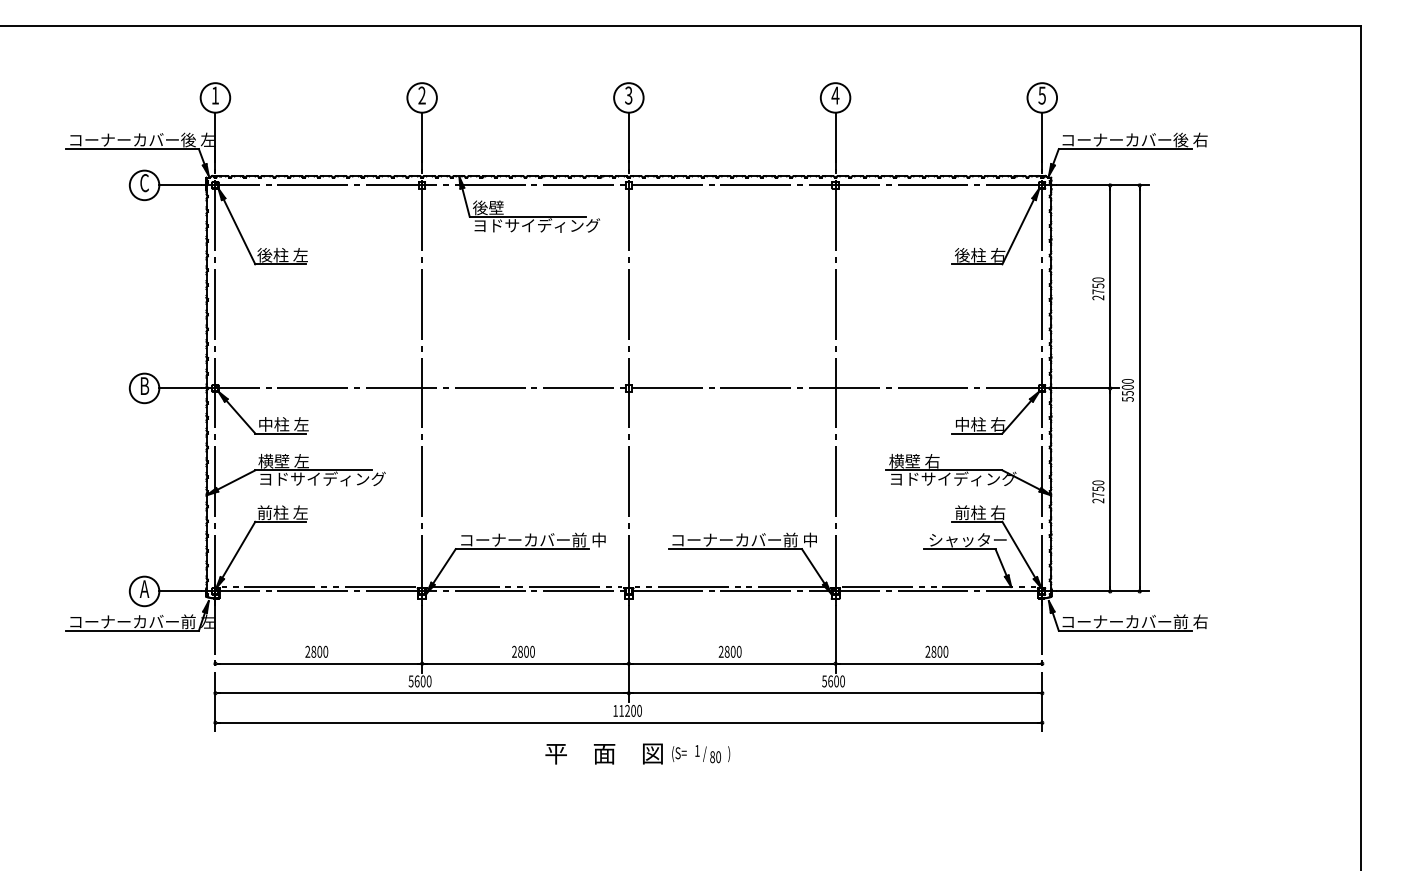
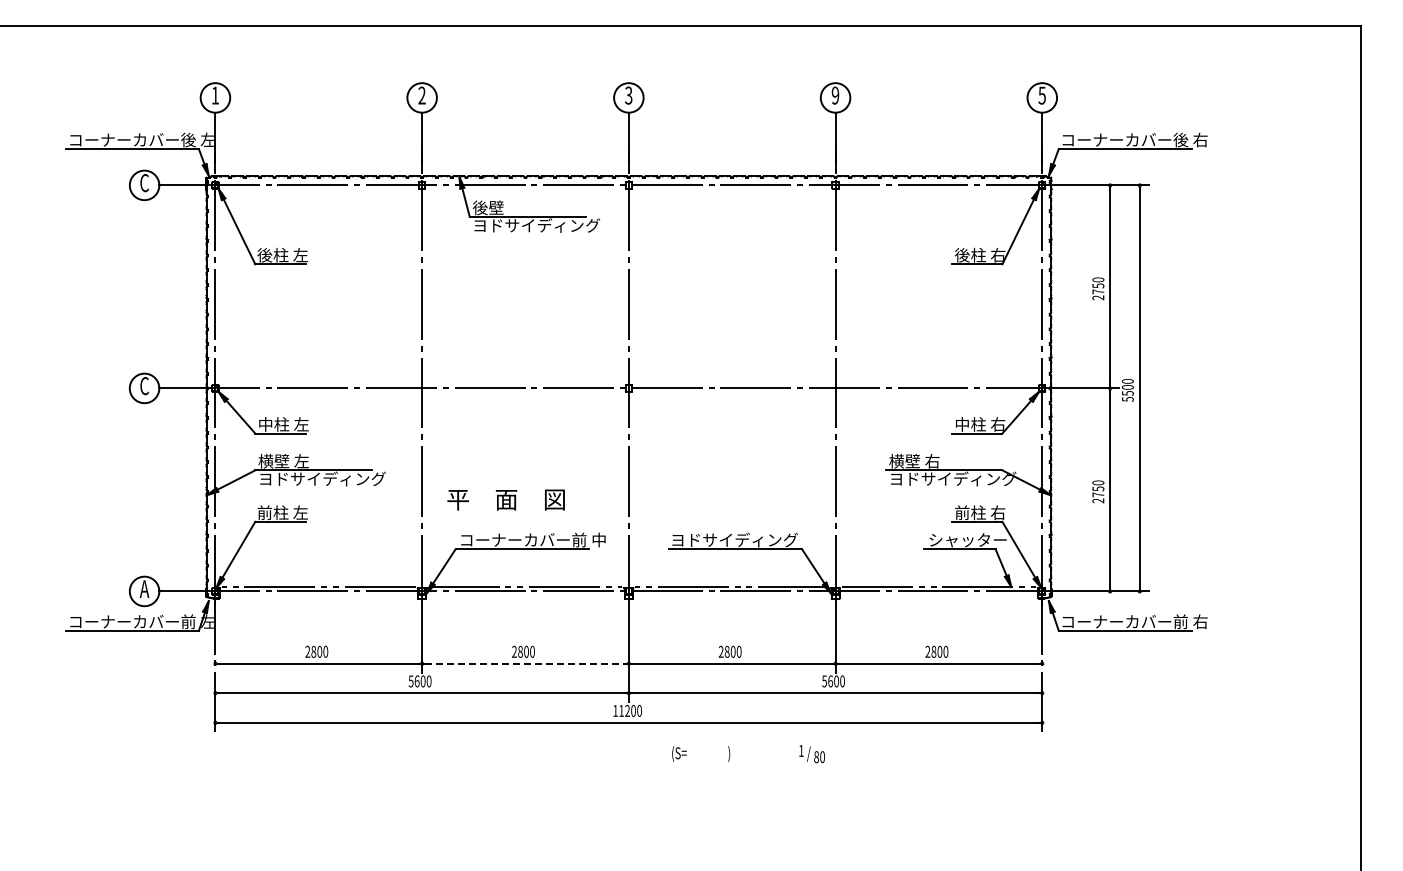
text: 4 -> 9 (835, 95)
text: B -> C (144, 386)
text: コーナーカバー前 中 -> ヨドサイディング (744, 539)
line: solid -> dashed (526, 663)
text position: (603, 753) -> (505, 499) (505, 499)
text position: (707, 754) -> (811, 754) (811, 754)
